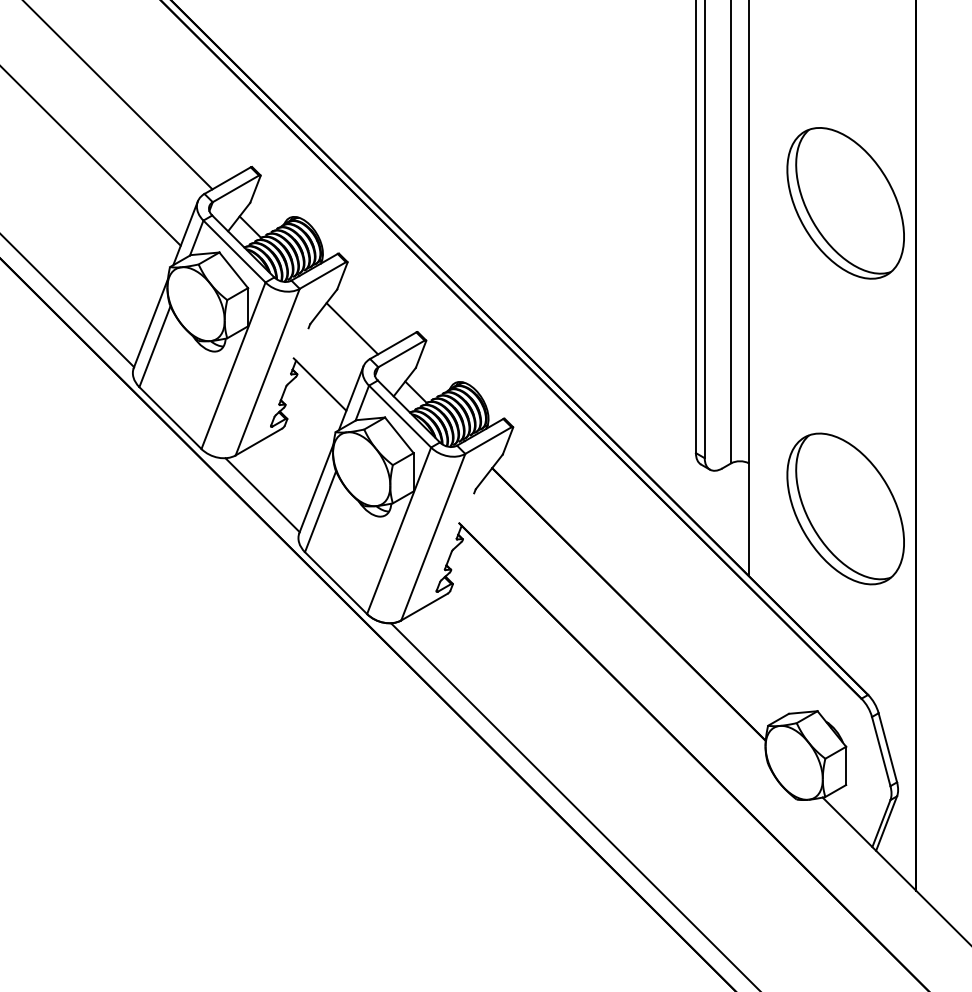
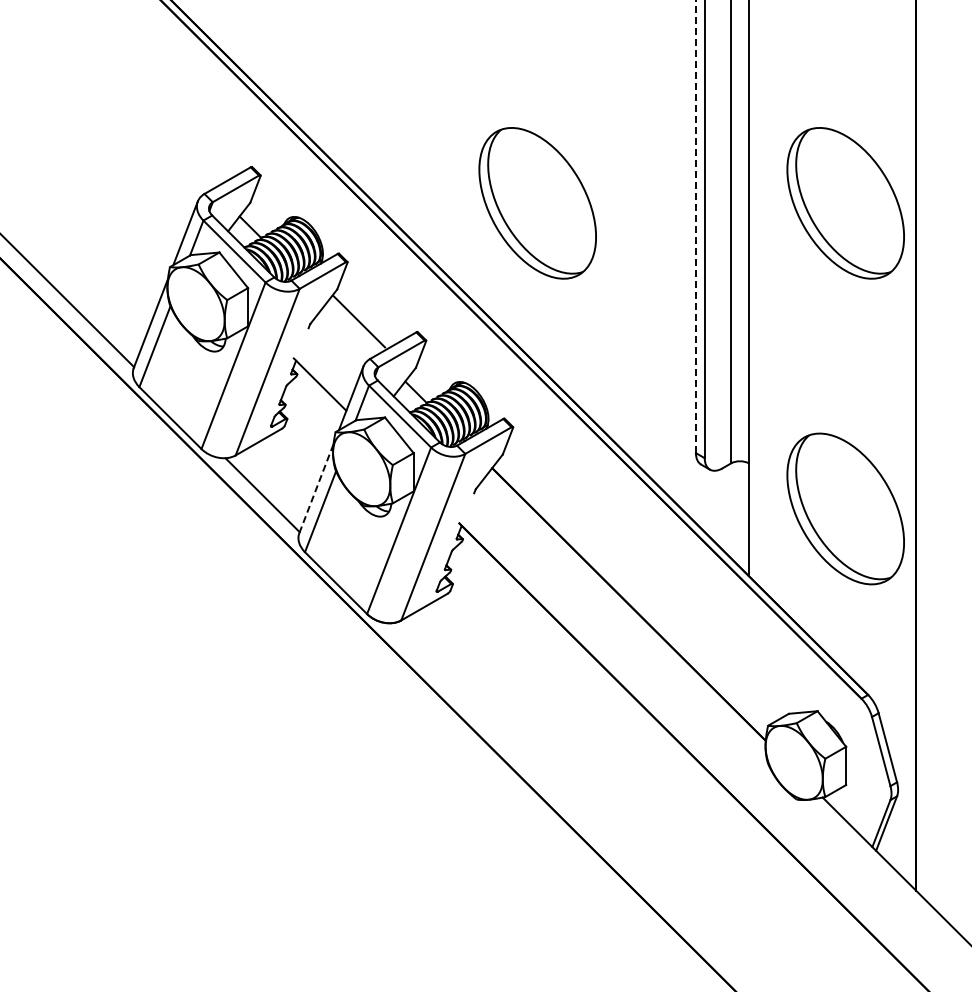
line: present -> none (118, 95)
line: present -> none (91, 156)
part: none -> present (537, 203)
line: solid -> dashed (695, 226)
line position: (352, 328) -> (359, 321) (359, 321)
line: solid -> dashed (316, 488)
line: present -> none (574, 805)
